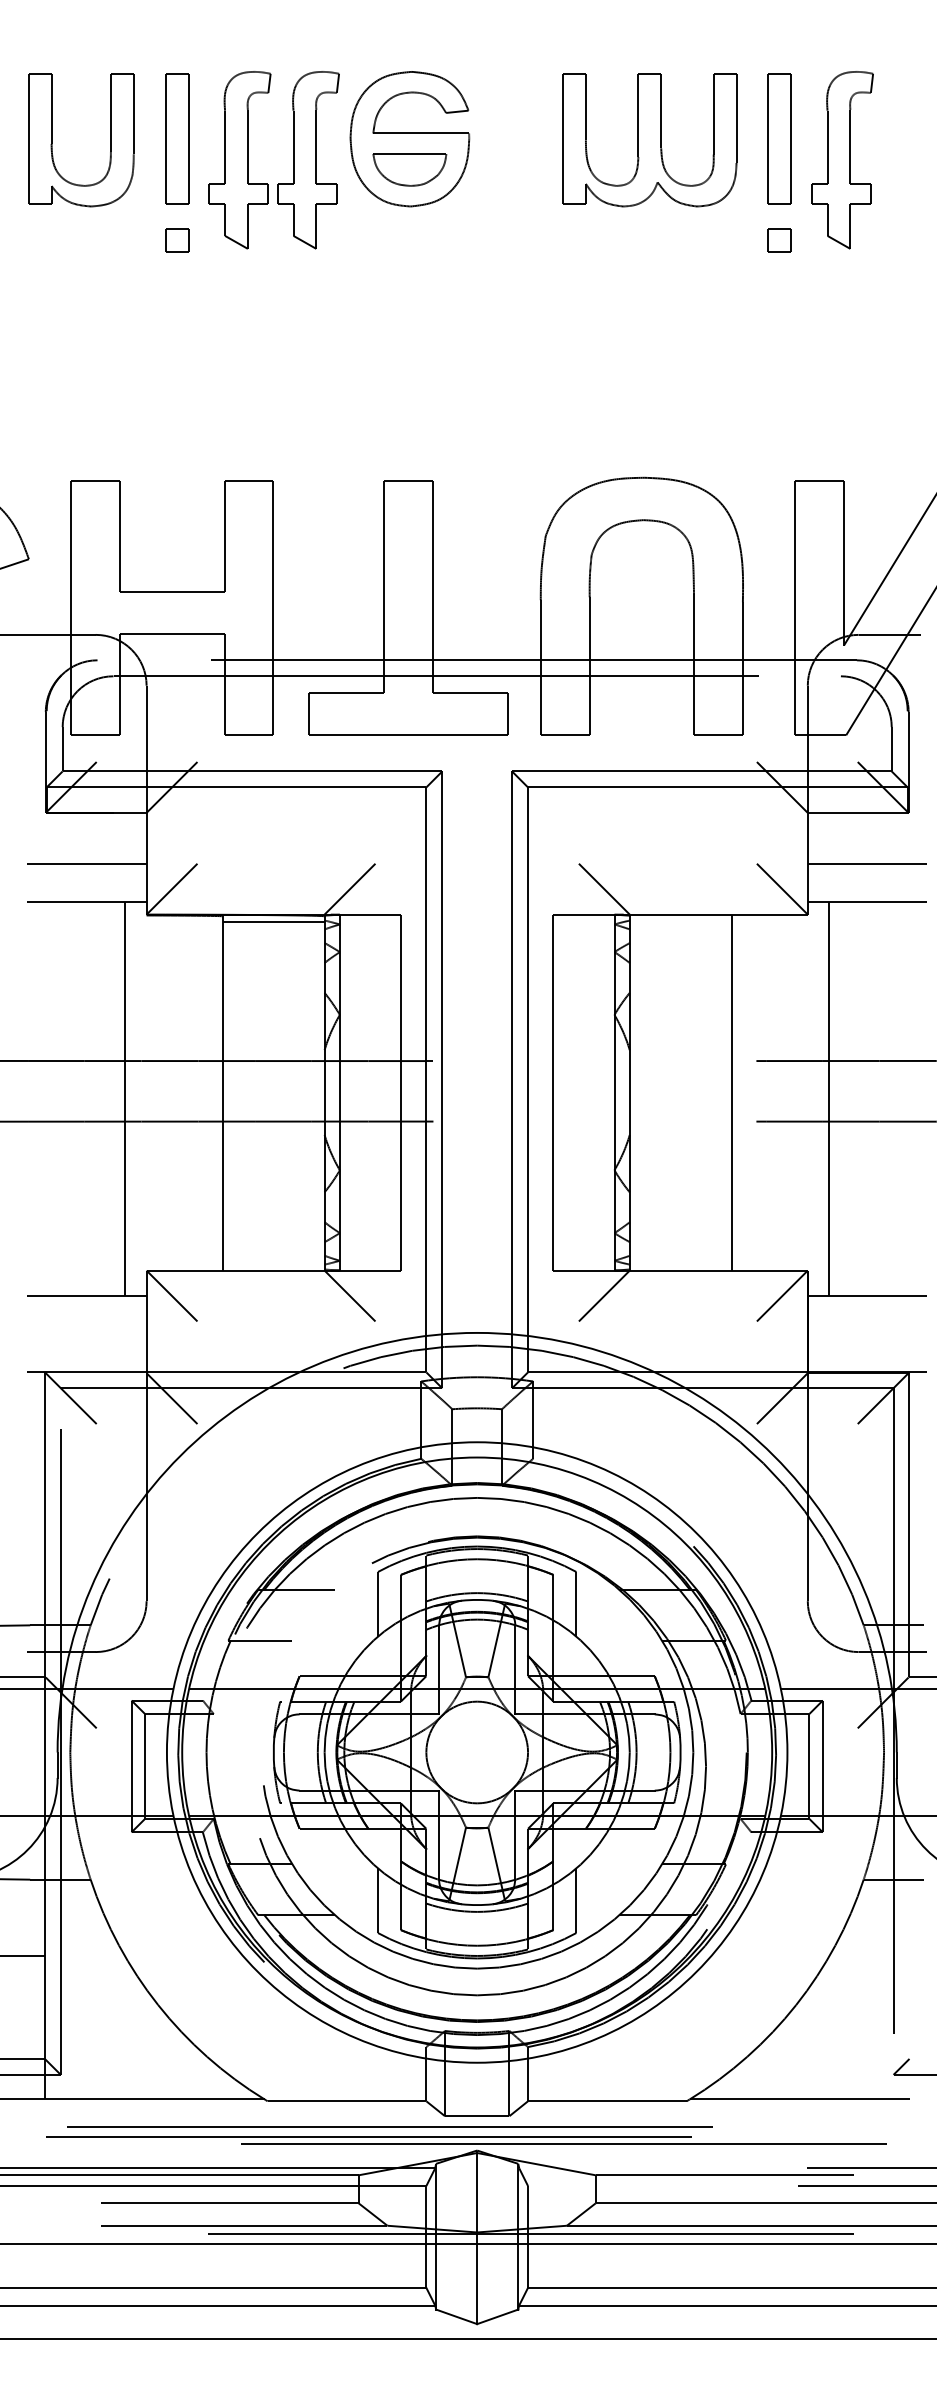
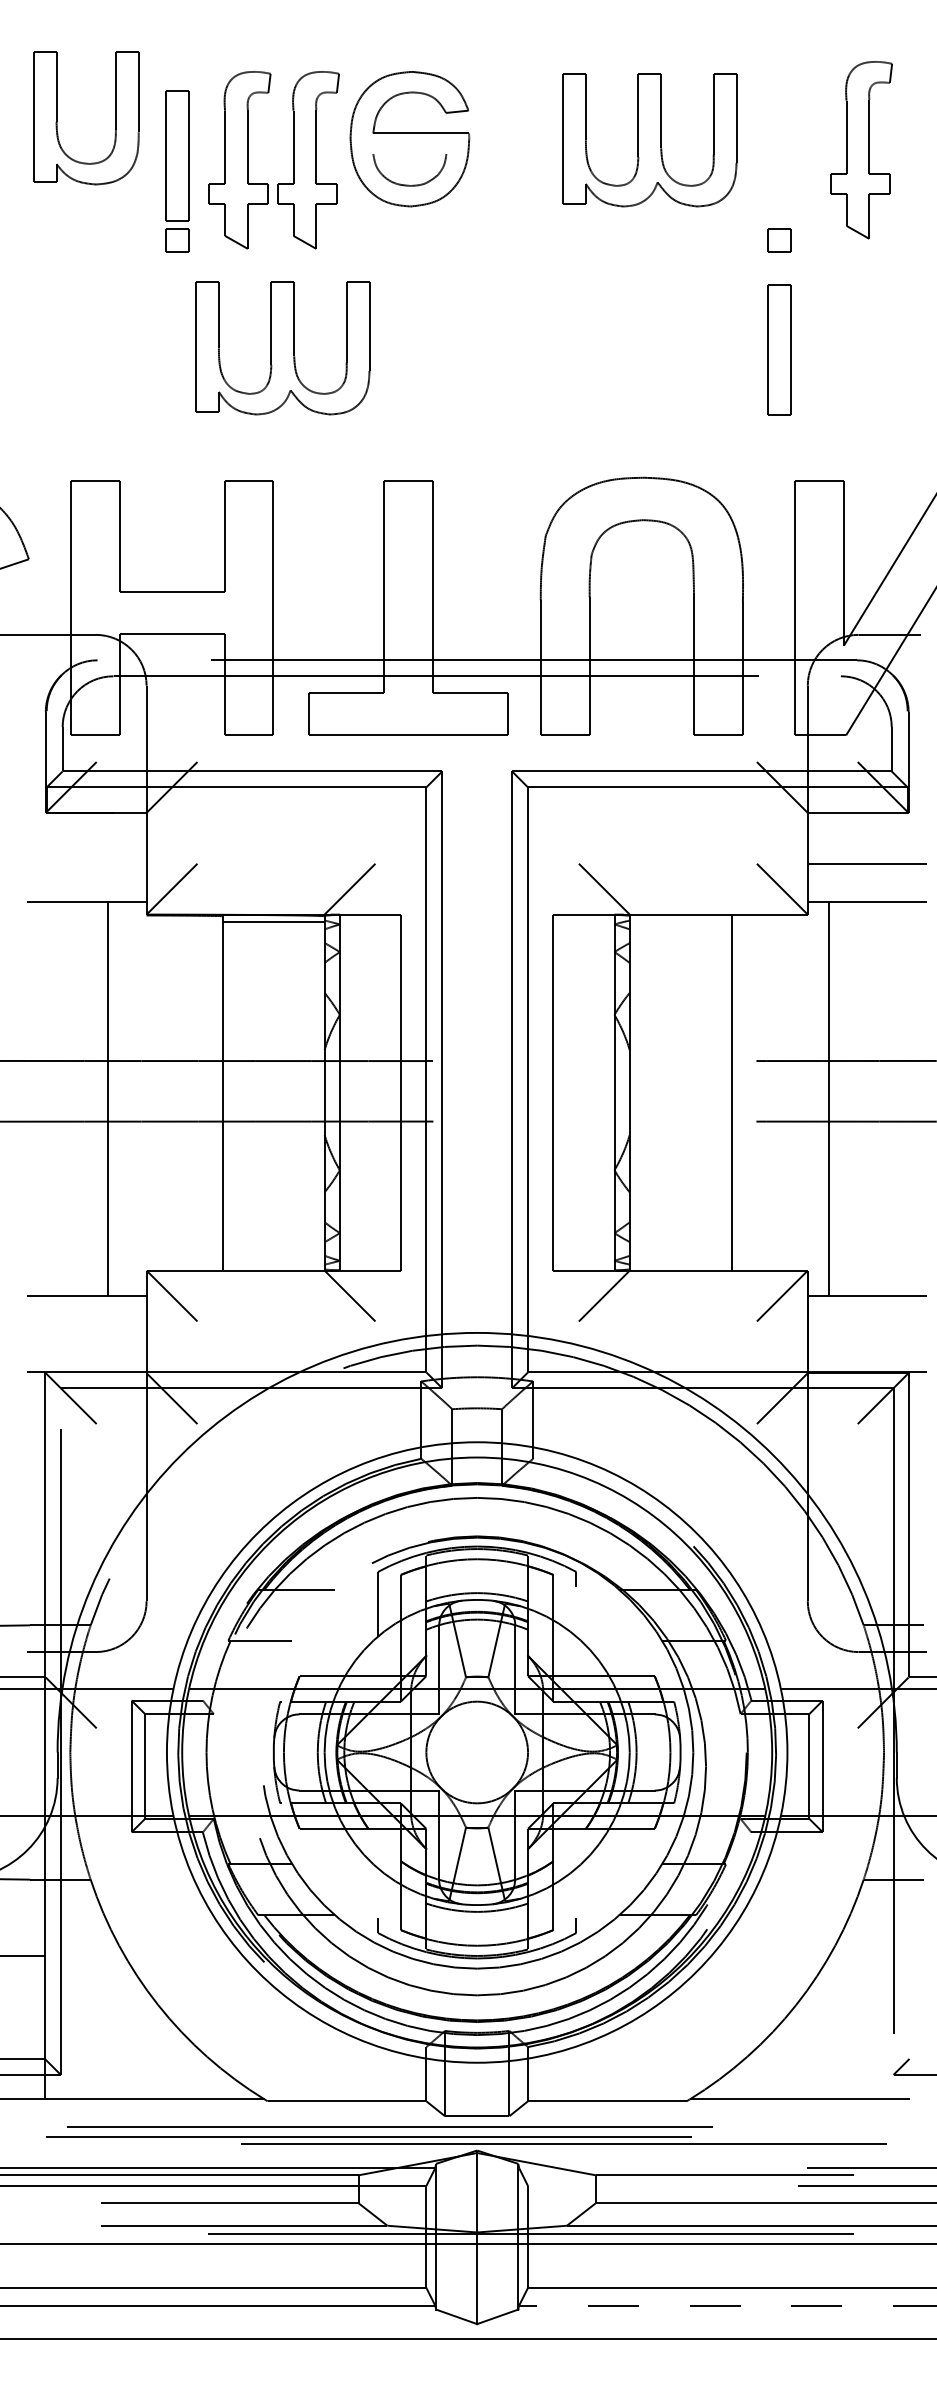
part position: (177, 138) -> (177, 155) (177, 155)
part position: (779, 138) -> (779, 349) (779, 349)
part position: (52, 140) -> (57, 118) (57, 118)
line: present -> none (409, 154)
part position: (842, 160) -> (861, 150) (861, 150)
part: none -> present (282, 348)
line: present -> none (86, 863)
line position: (125, 1098) -> (108, 1098) (108, 1098)
line: present -> none (576, 1611)
line: present -> none (378, 1893)
line: present -> none (576, 1893)
line: solid -> dashed (727, 2306)
